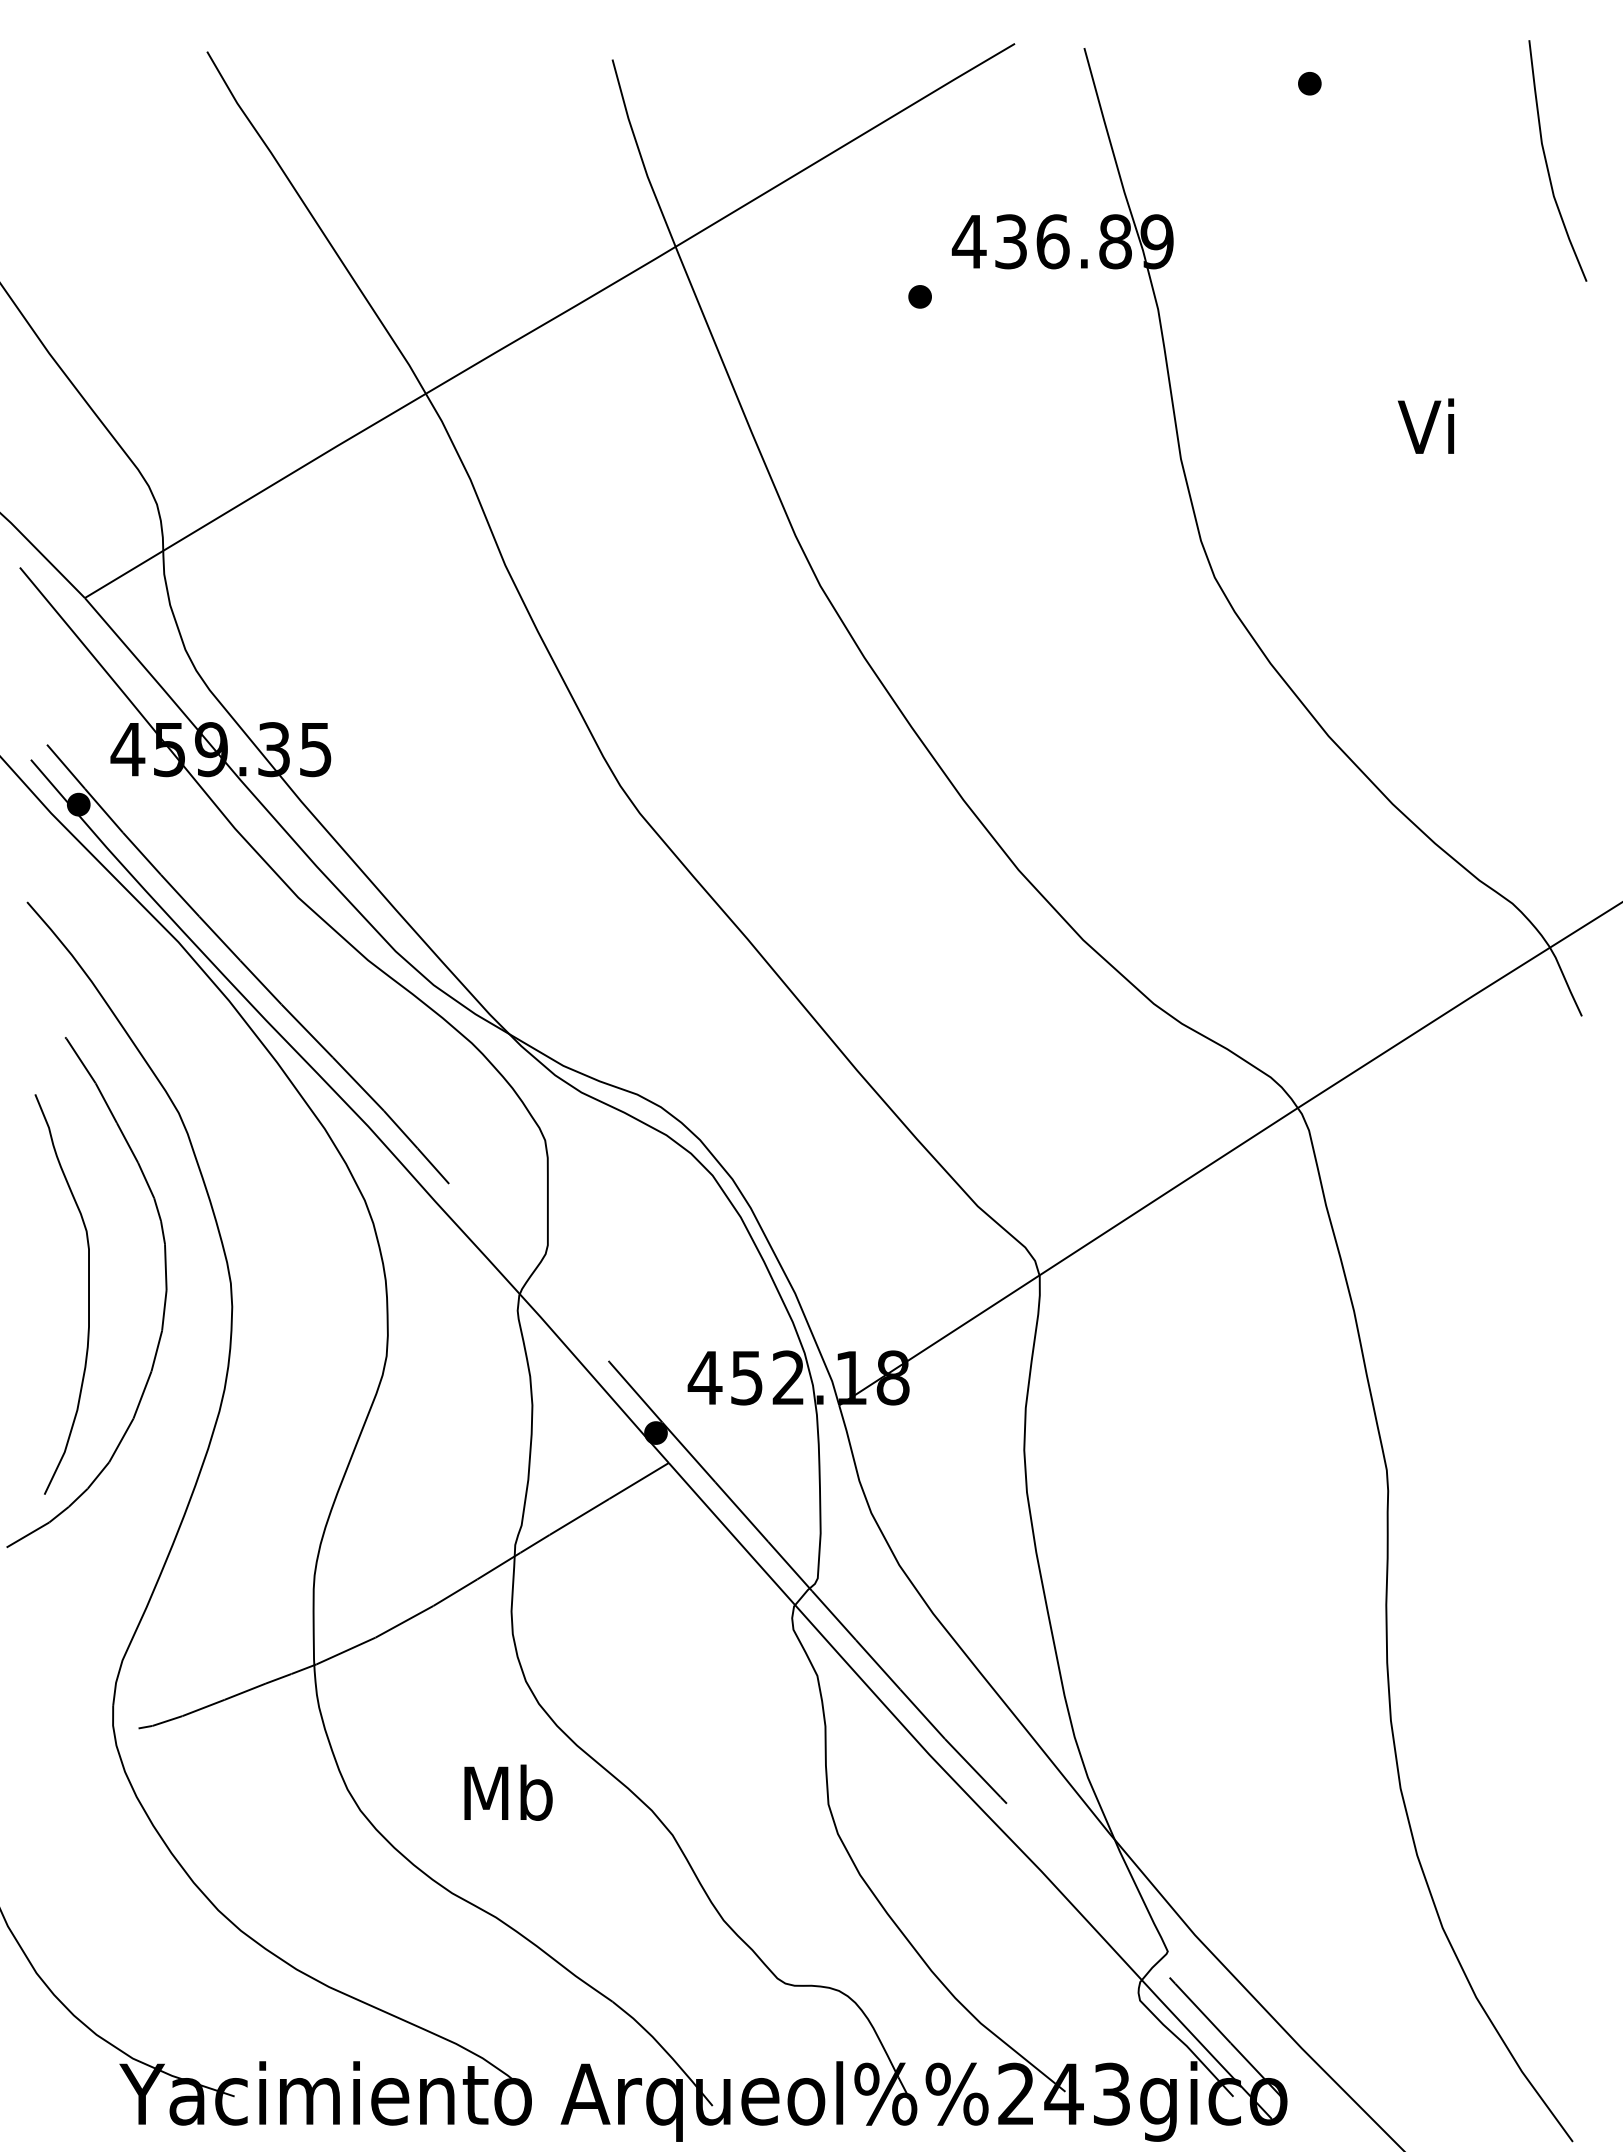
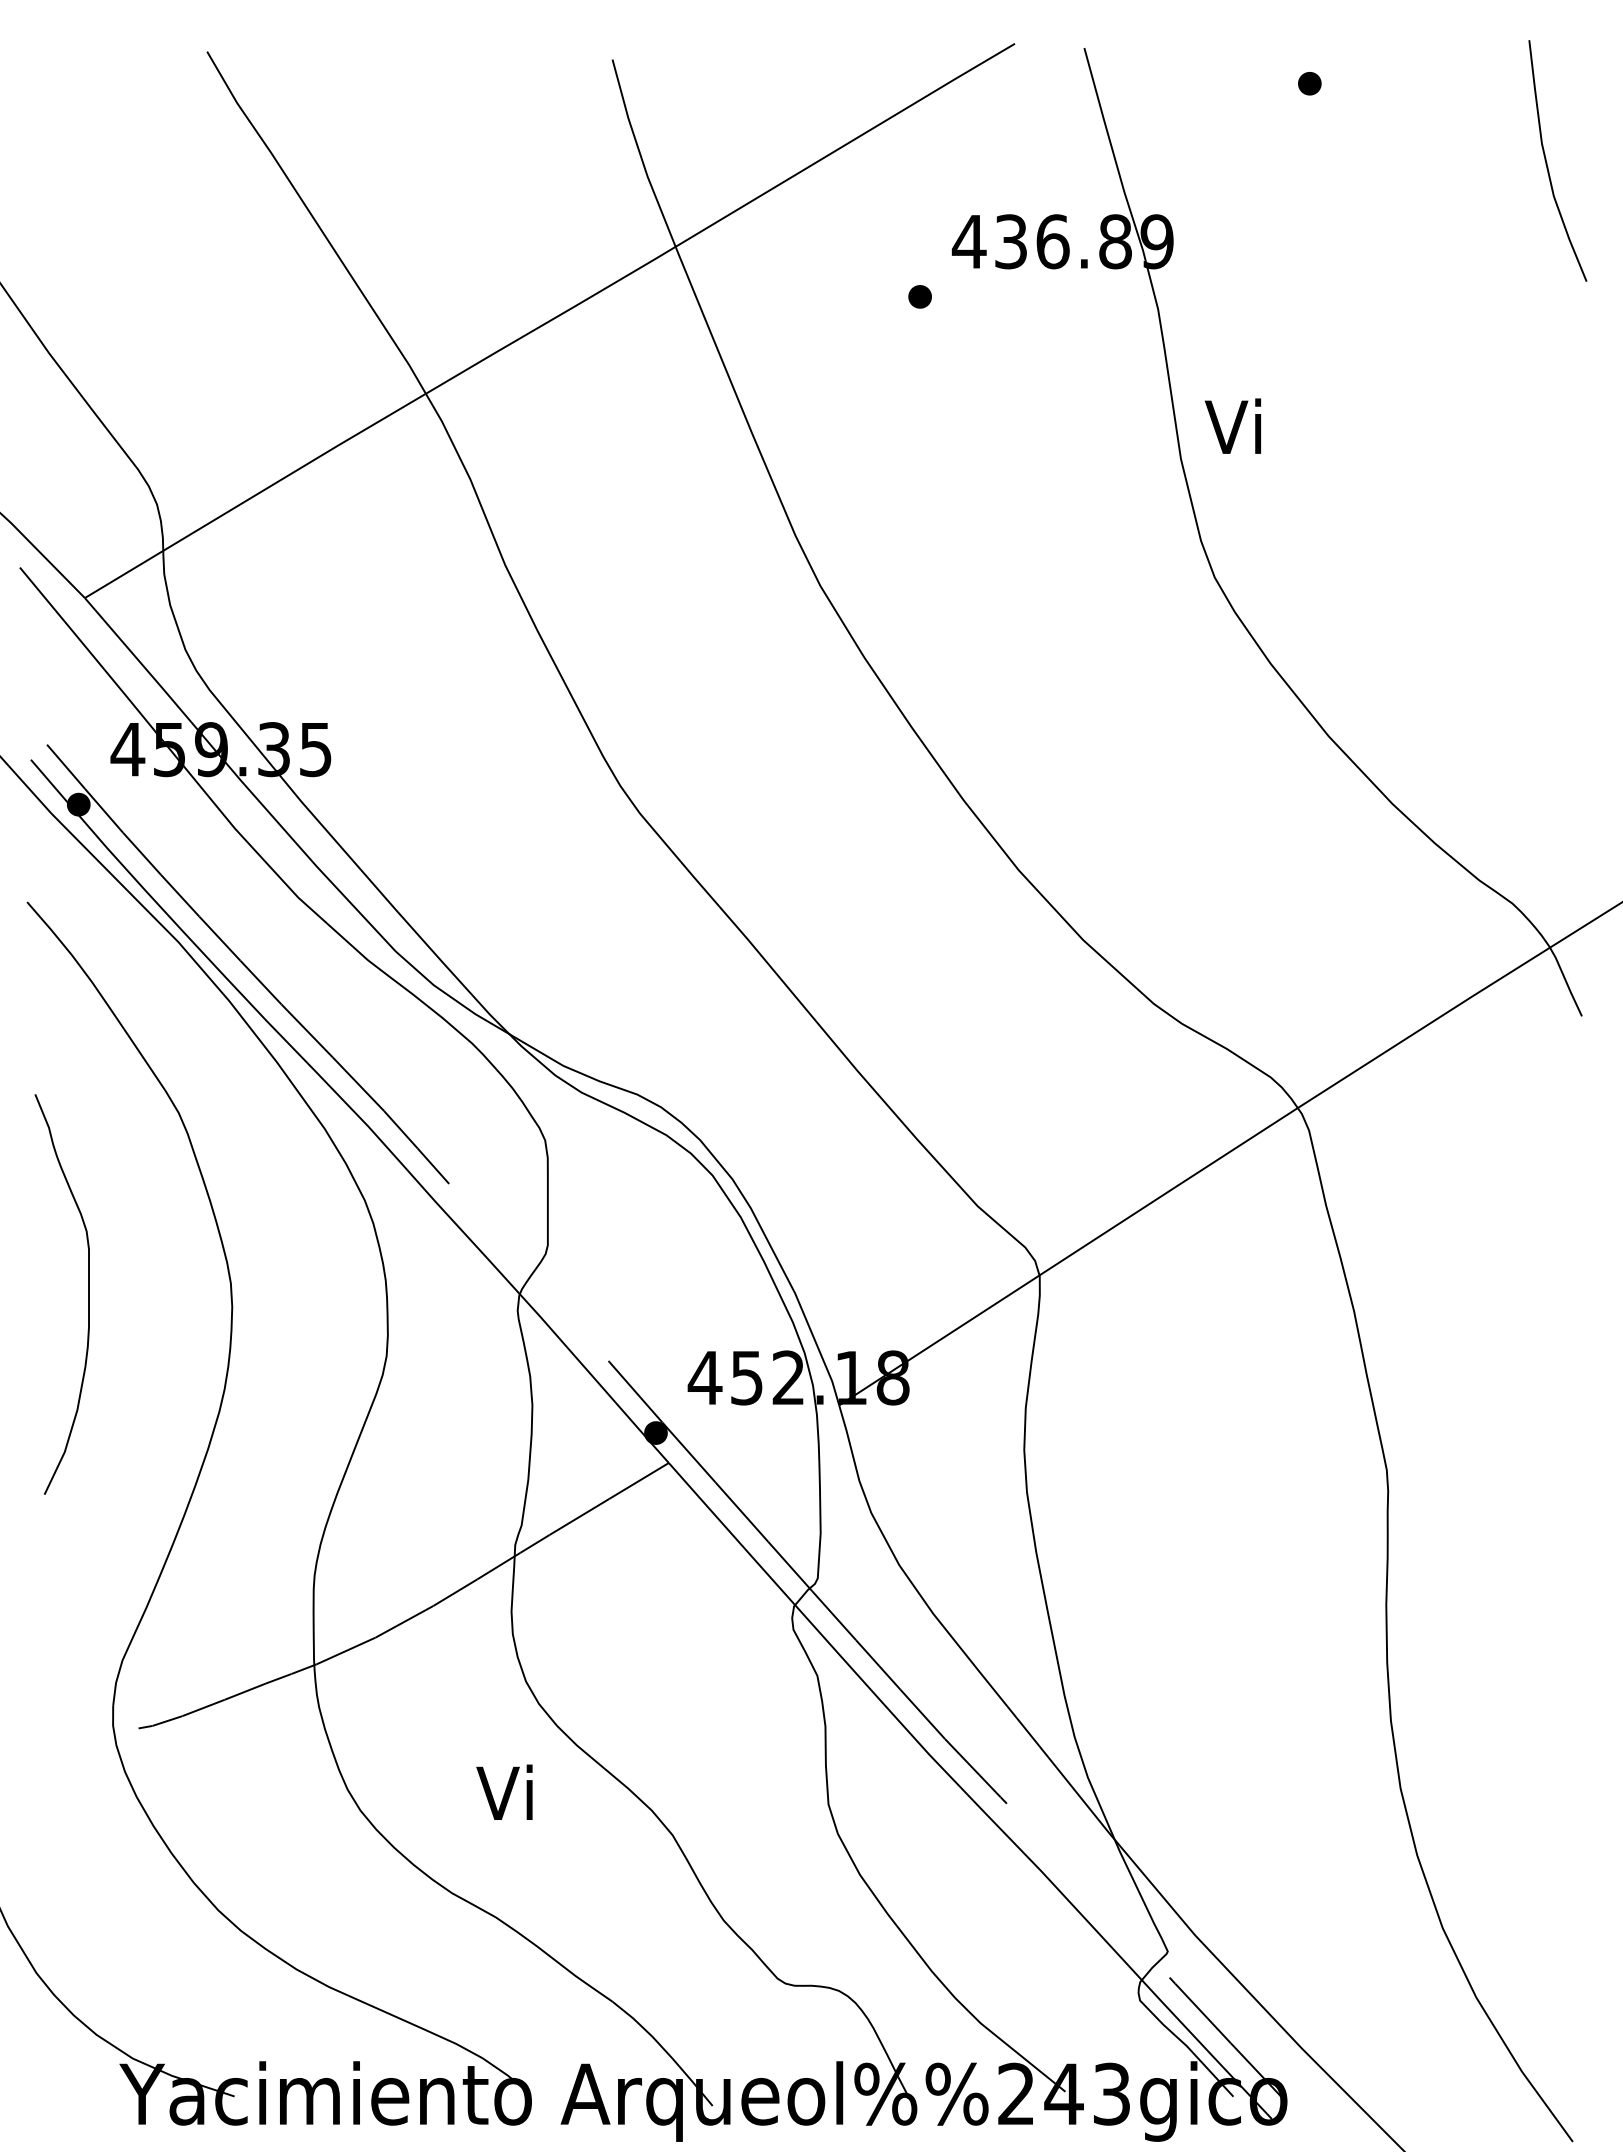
text position: (1425, 425) -> (1232, 425) (1232, 425)
curve: present -> none (164, 1297)
text: Mb -> Vi (508, 1792)
